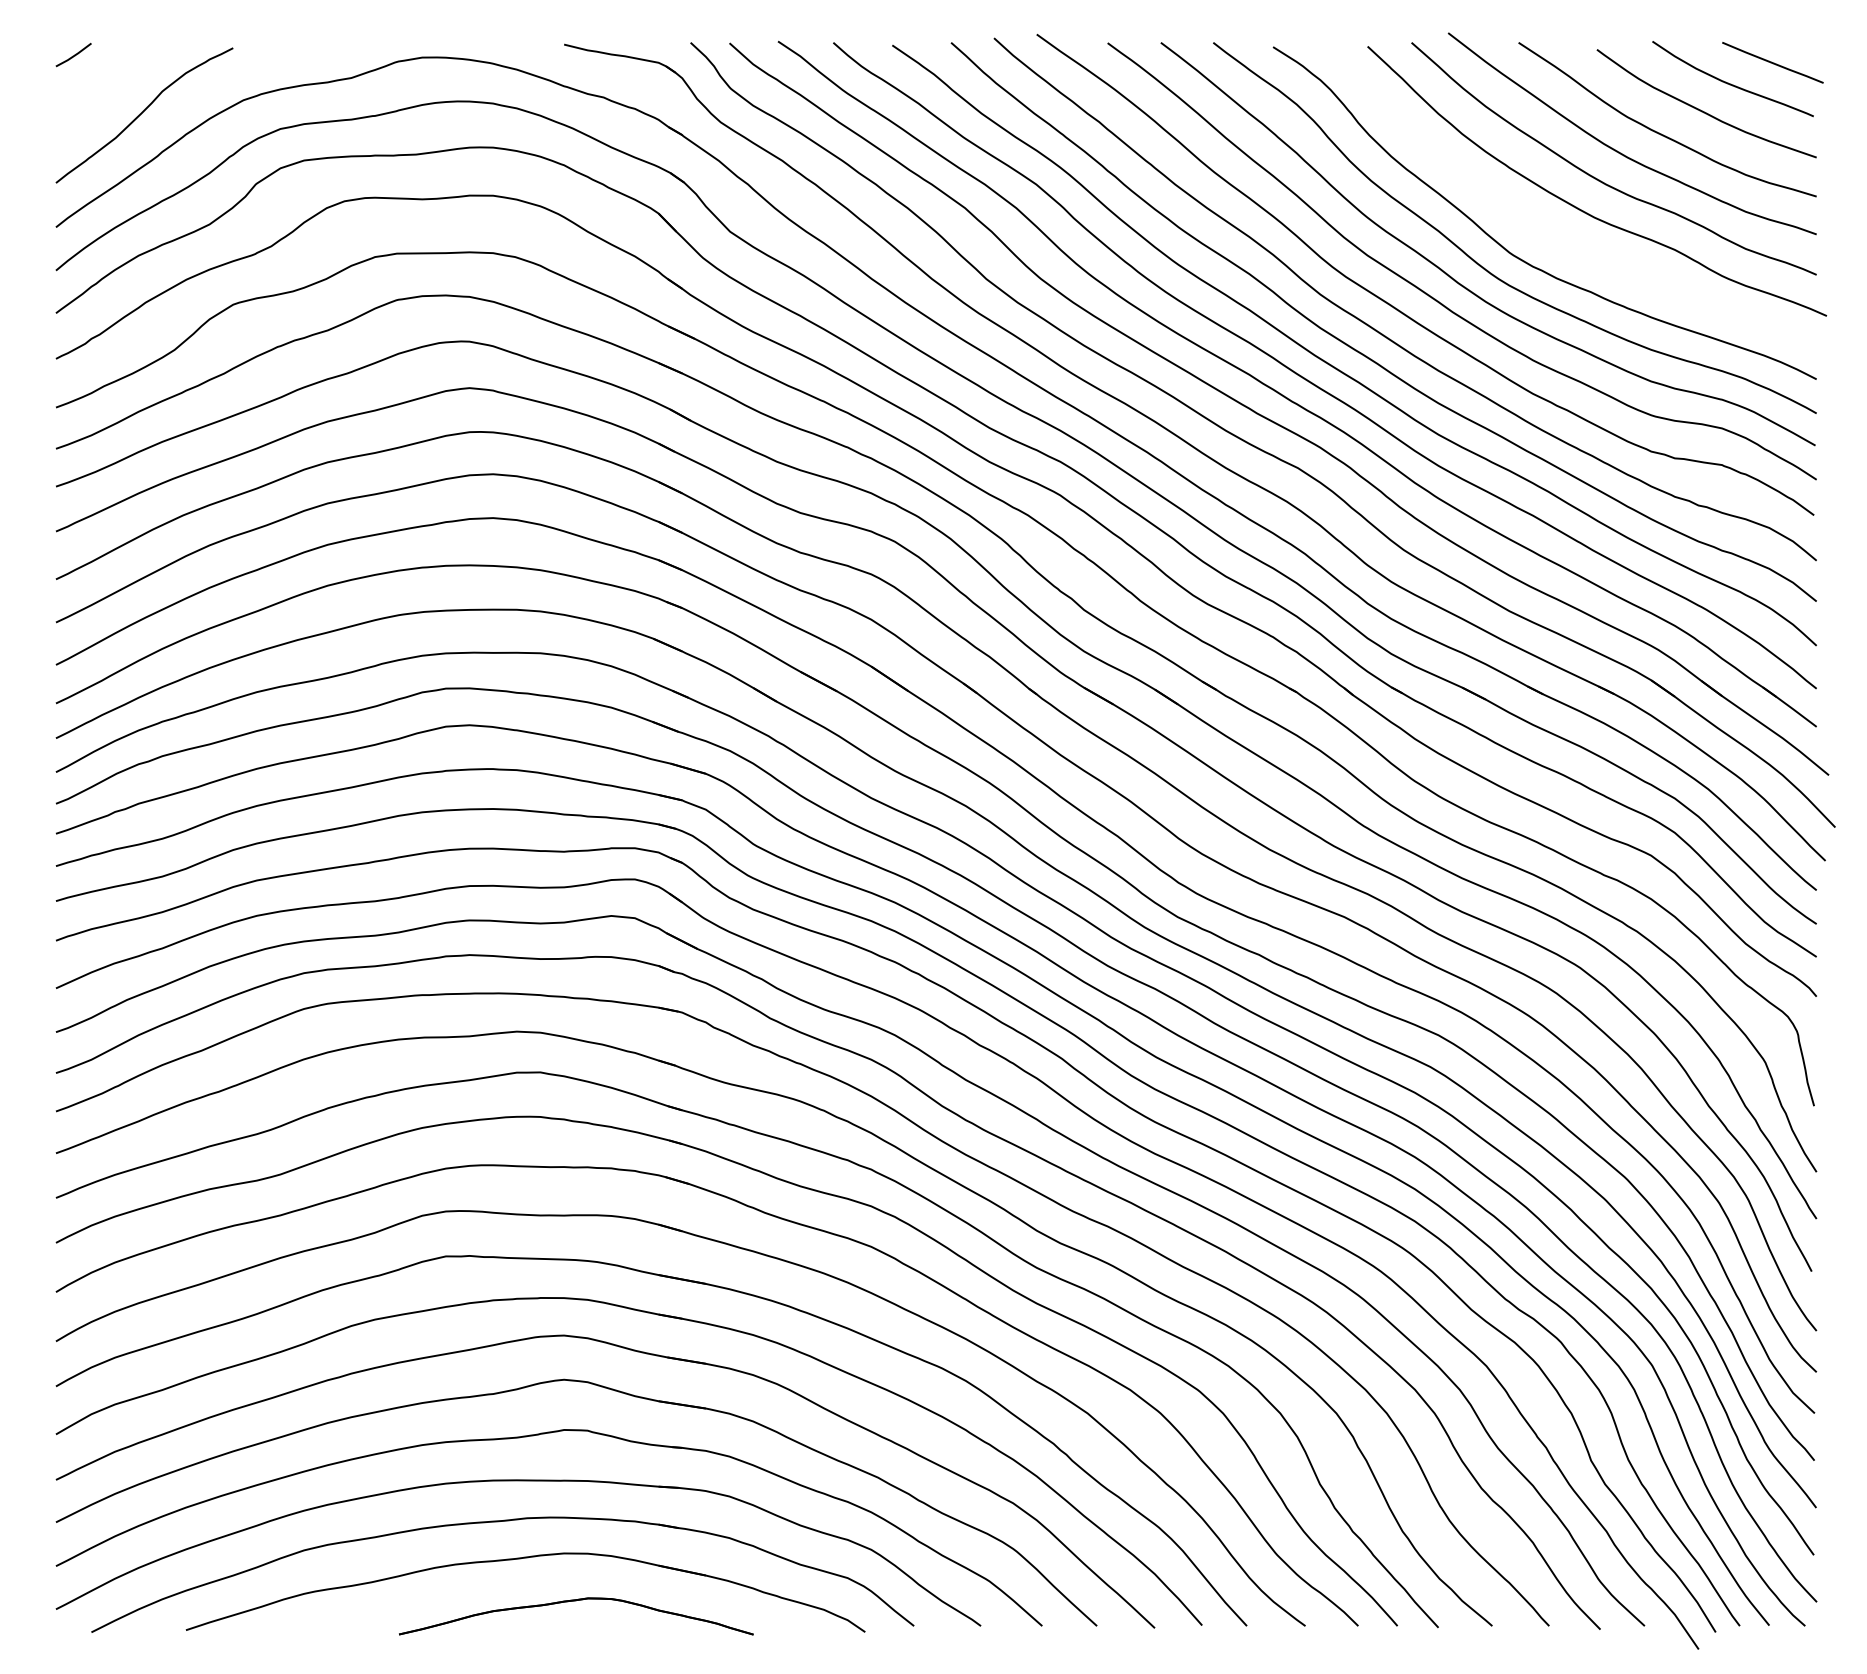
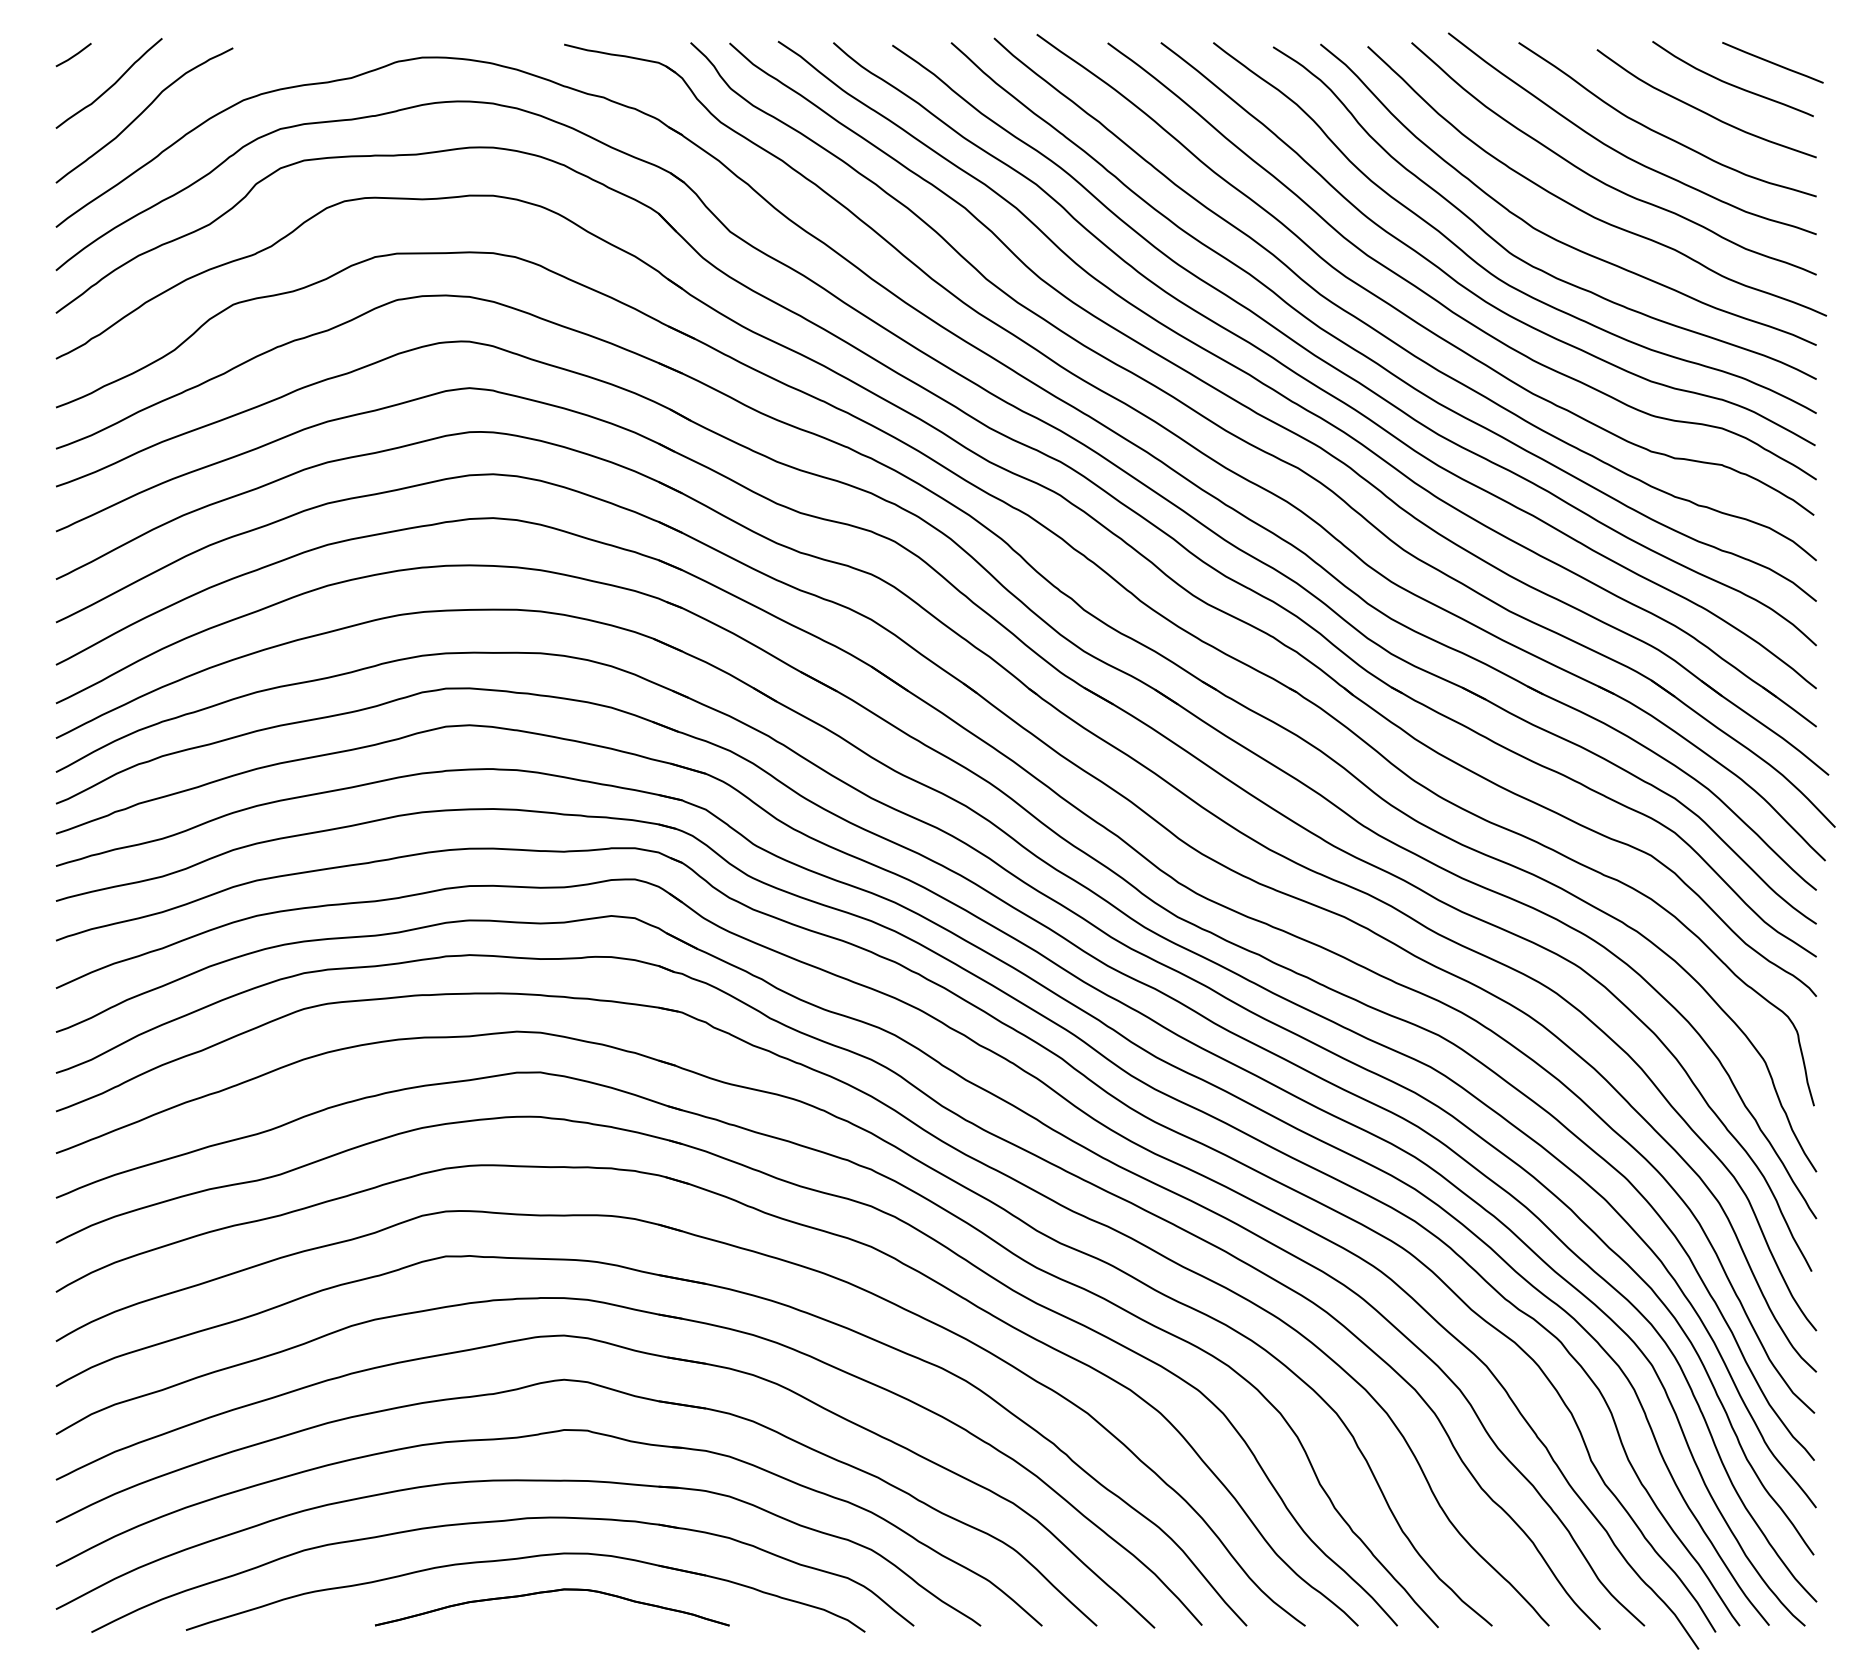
curve: none -> present (111, 85)
curve: none -> present (1548, 234)
part position: (576, 1601) -> (552, 1592) (552, 1592)
